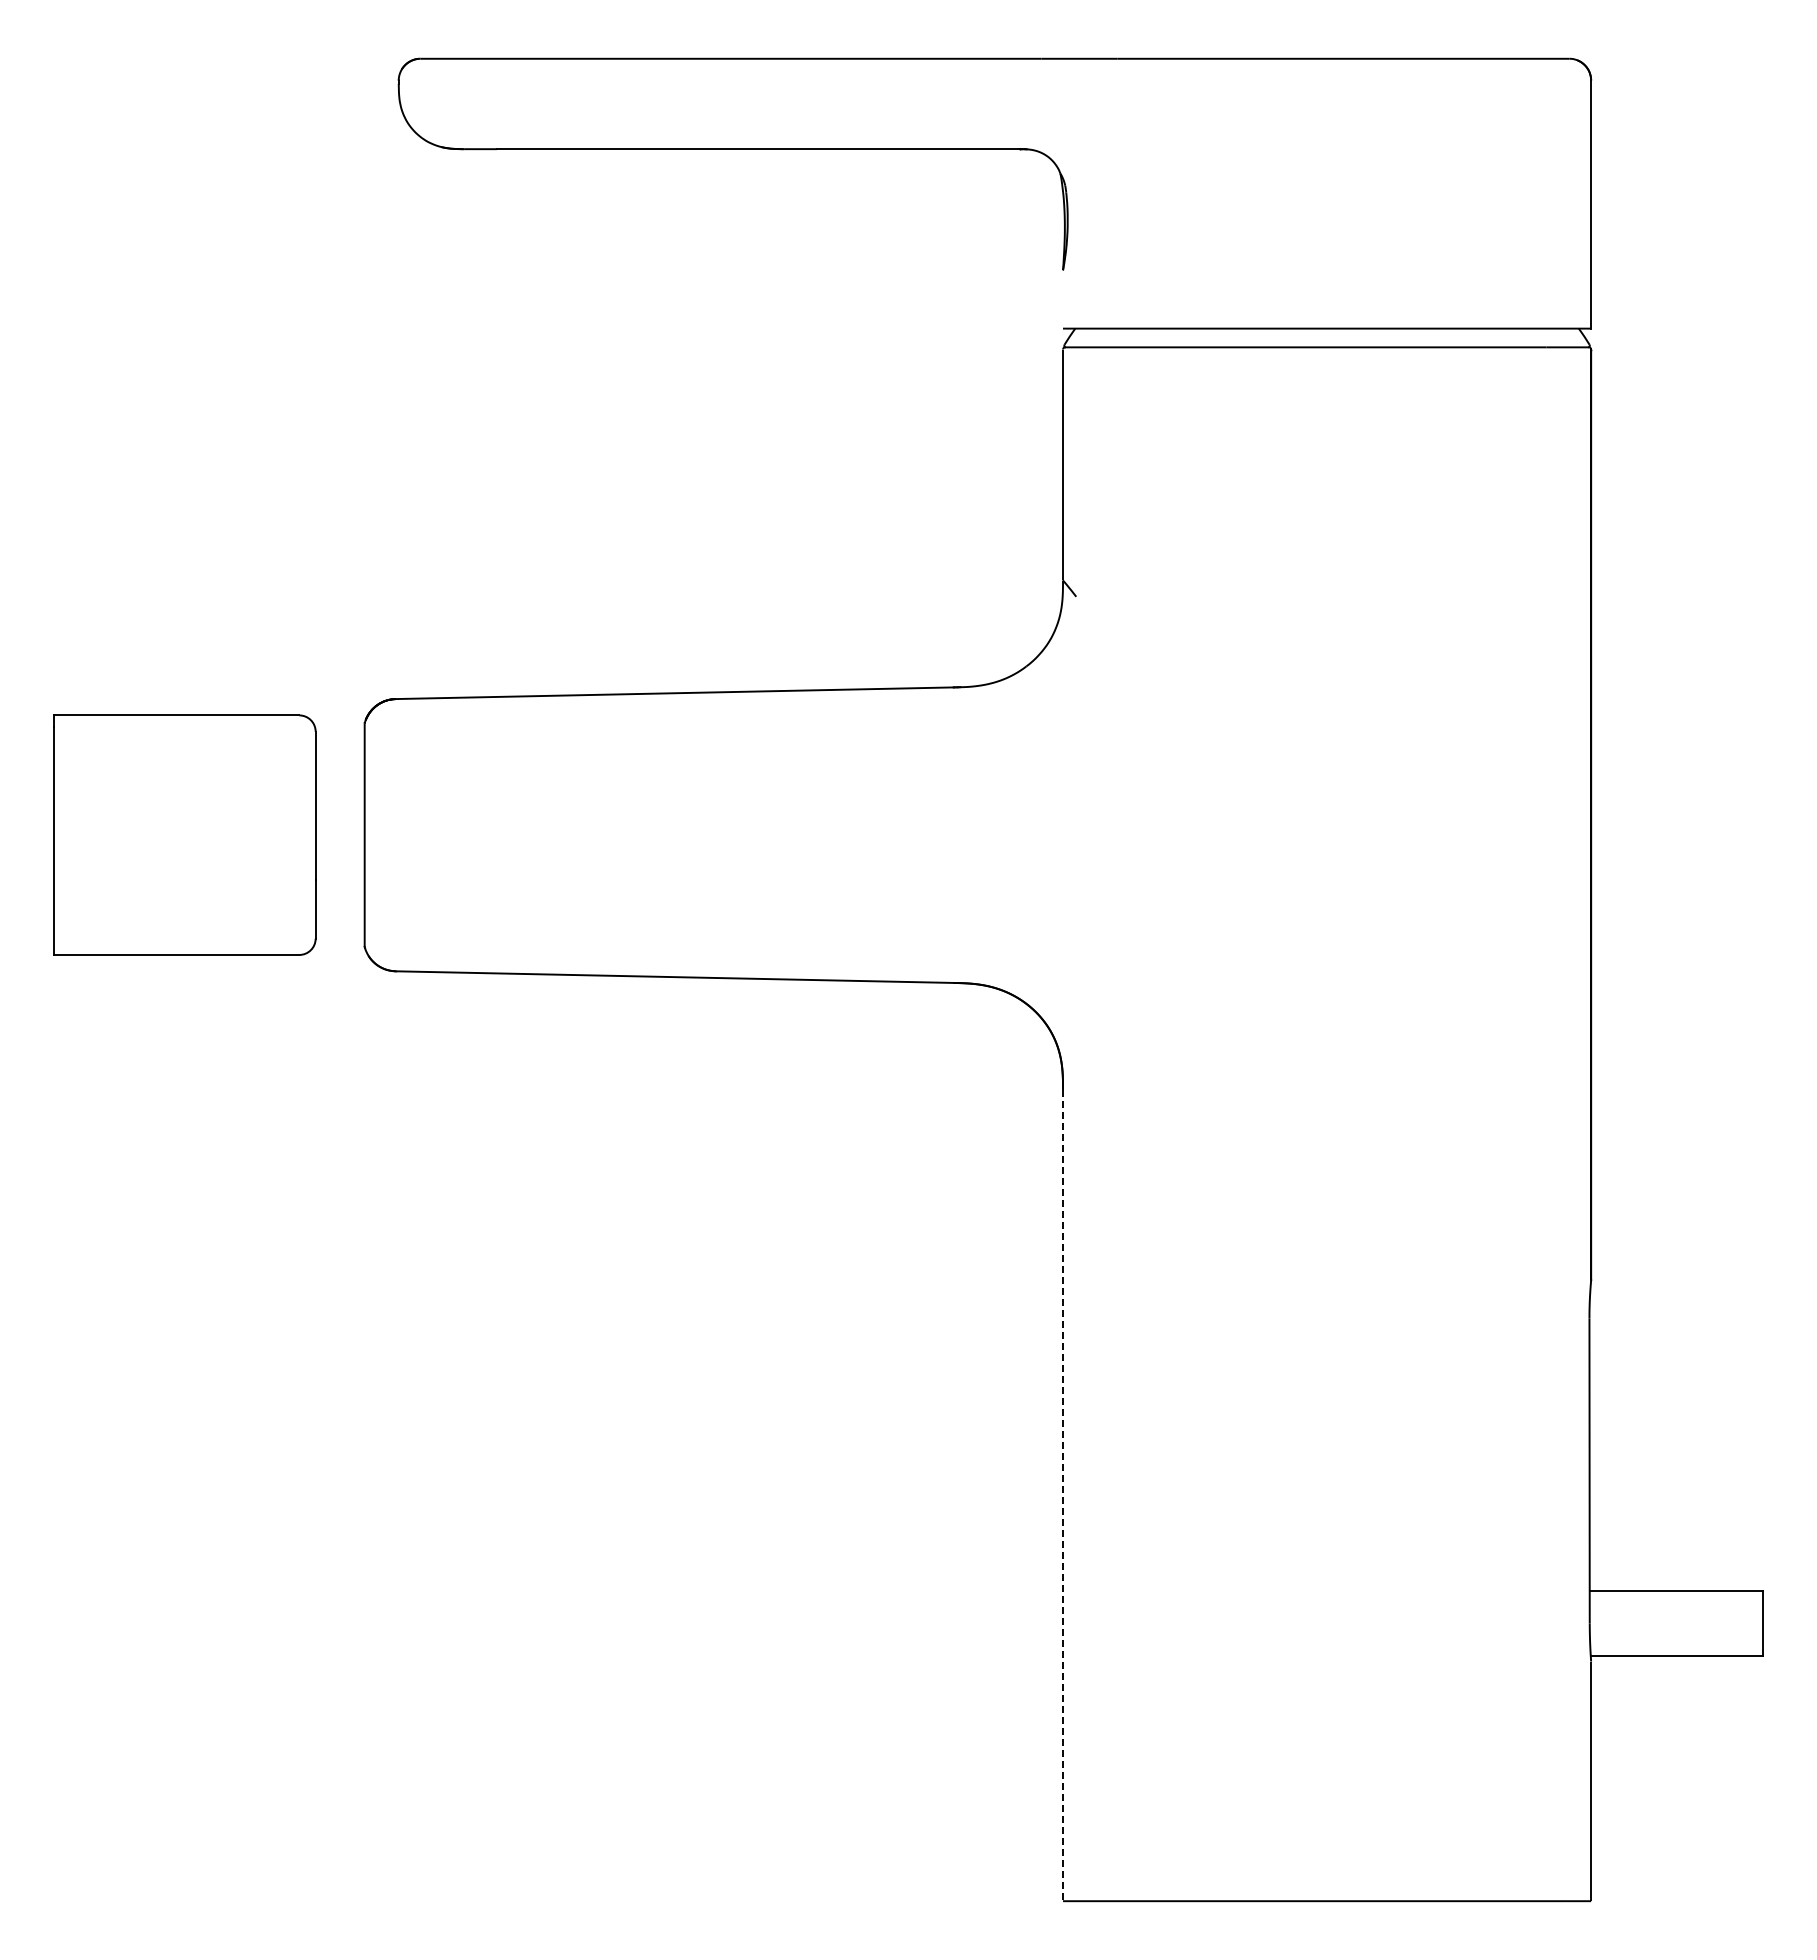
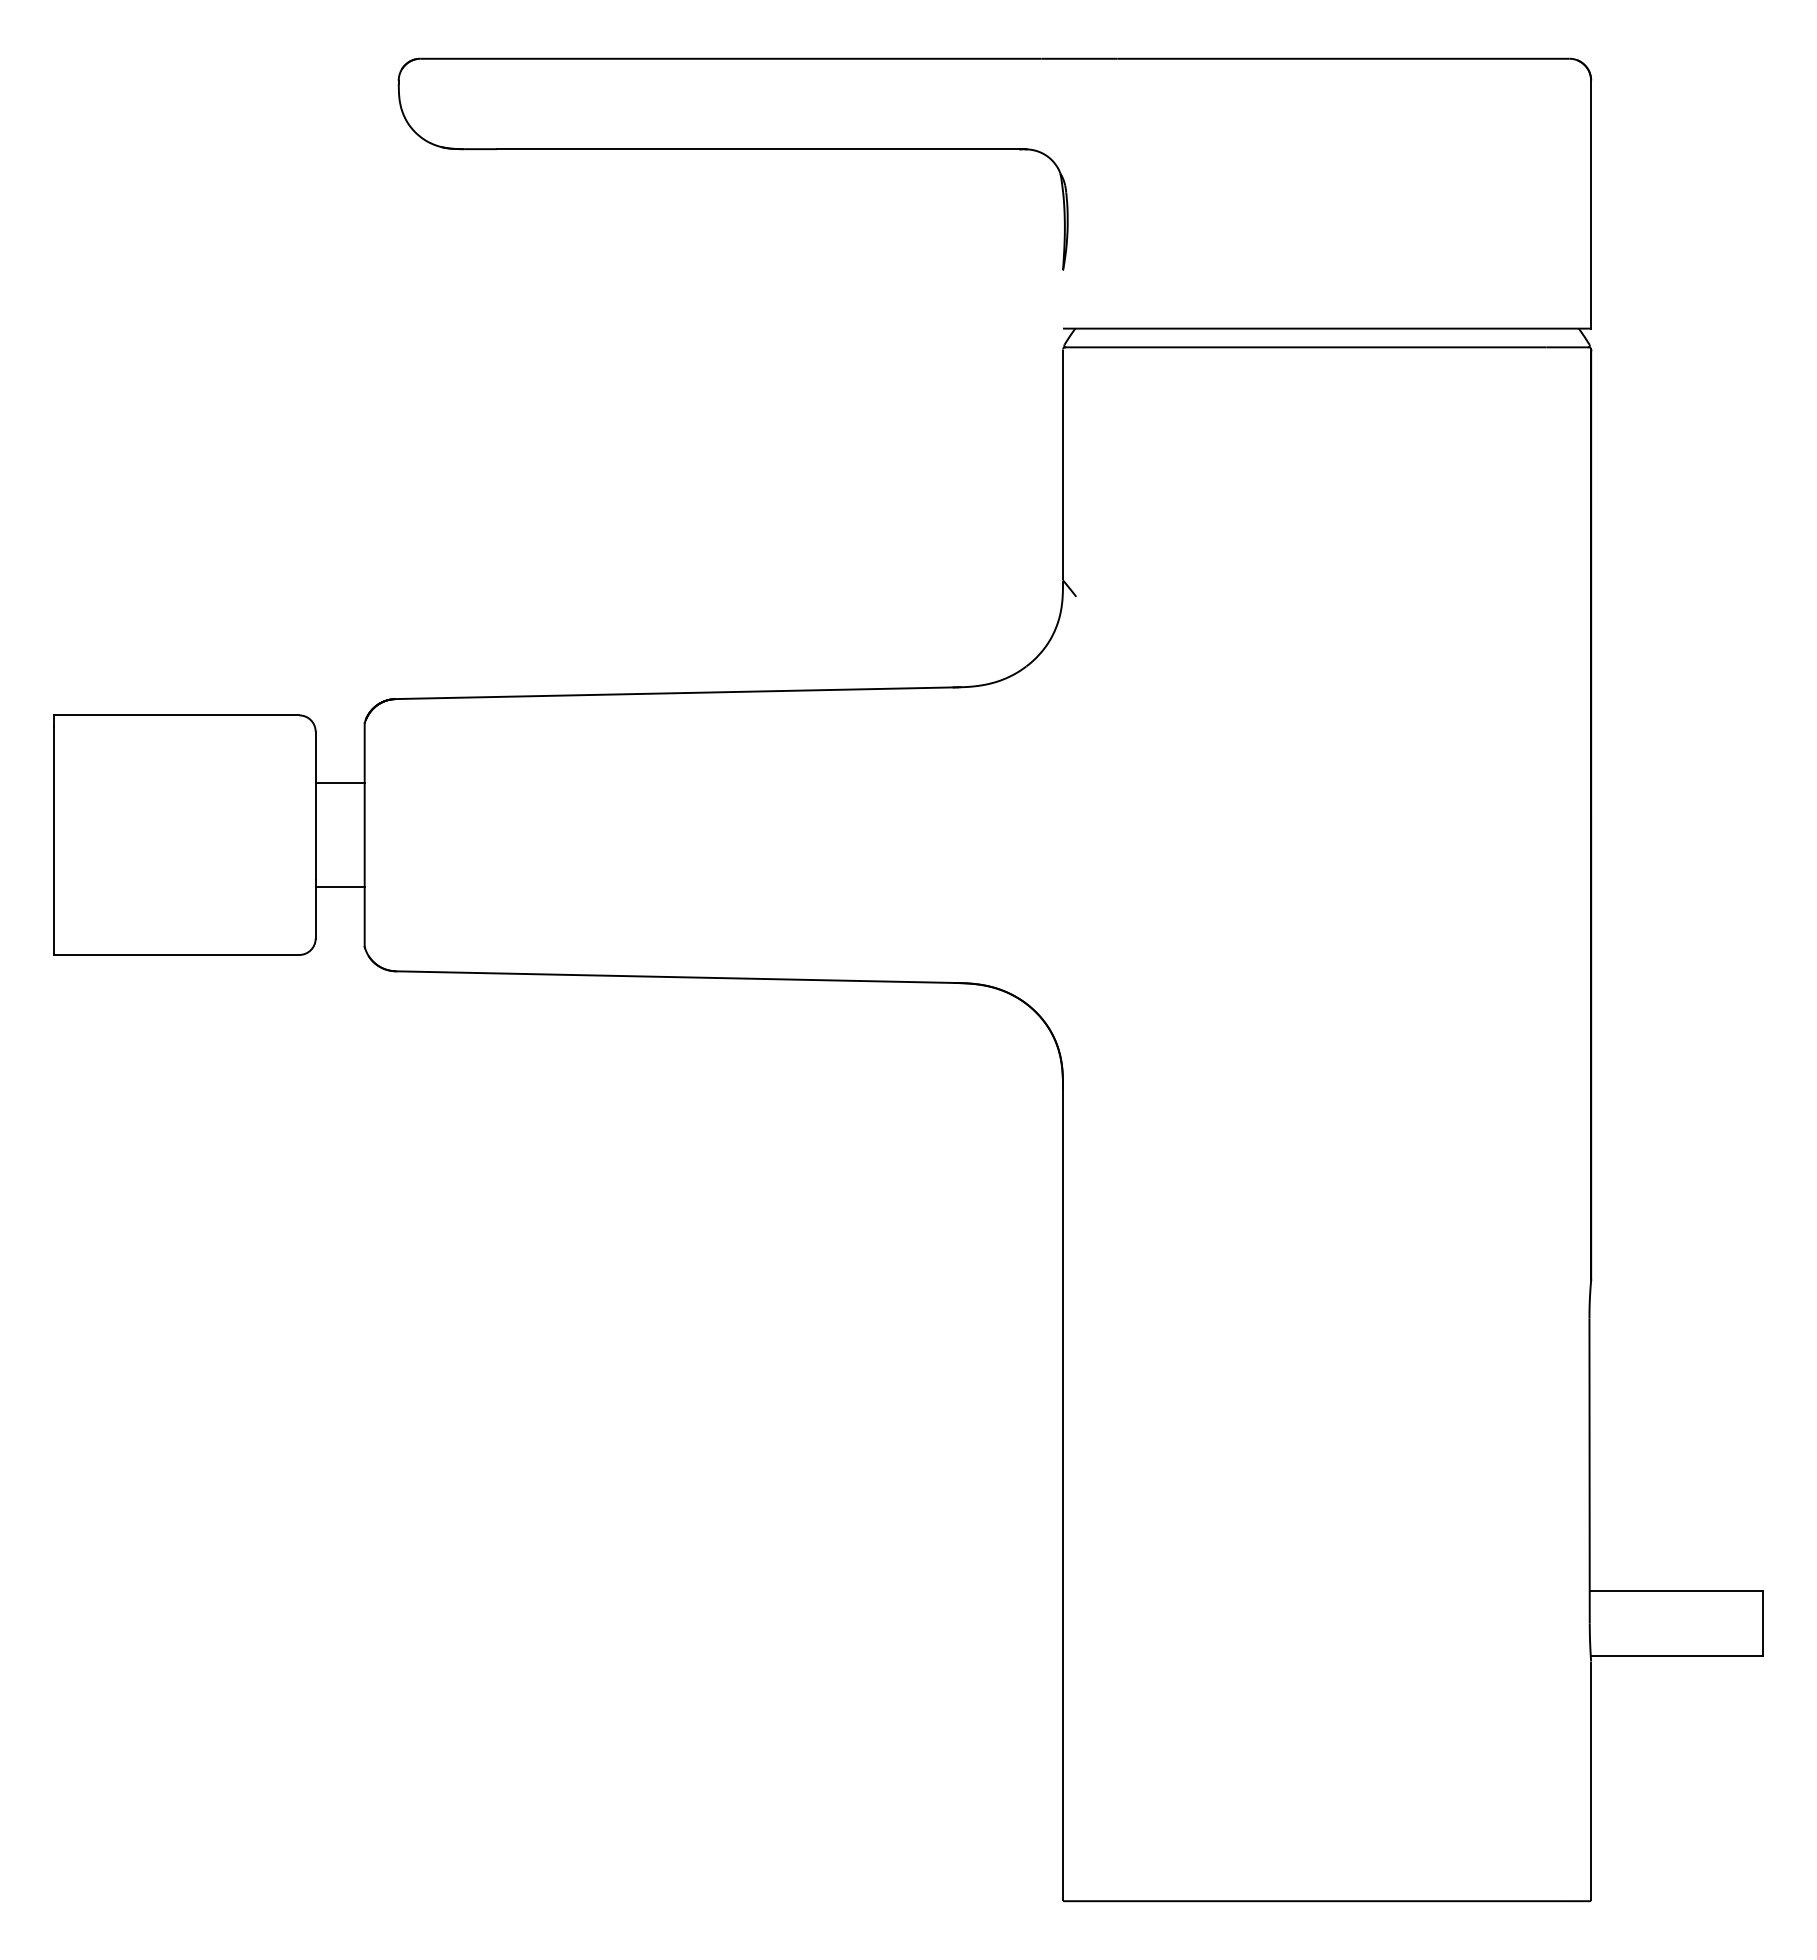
line: none -> present (339, 783)
line: none -> present (339, 886)
line: dashed -> solid (1063, 1495)
